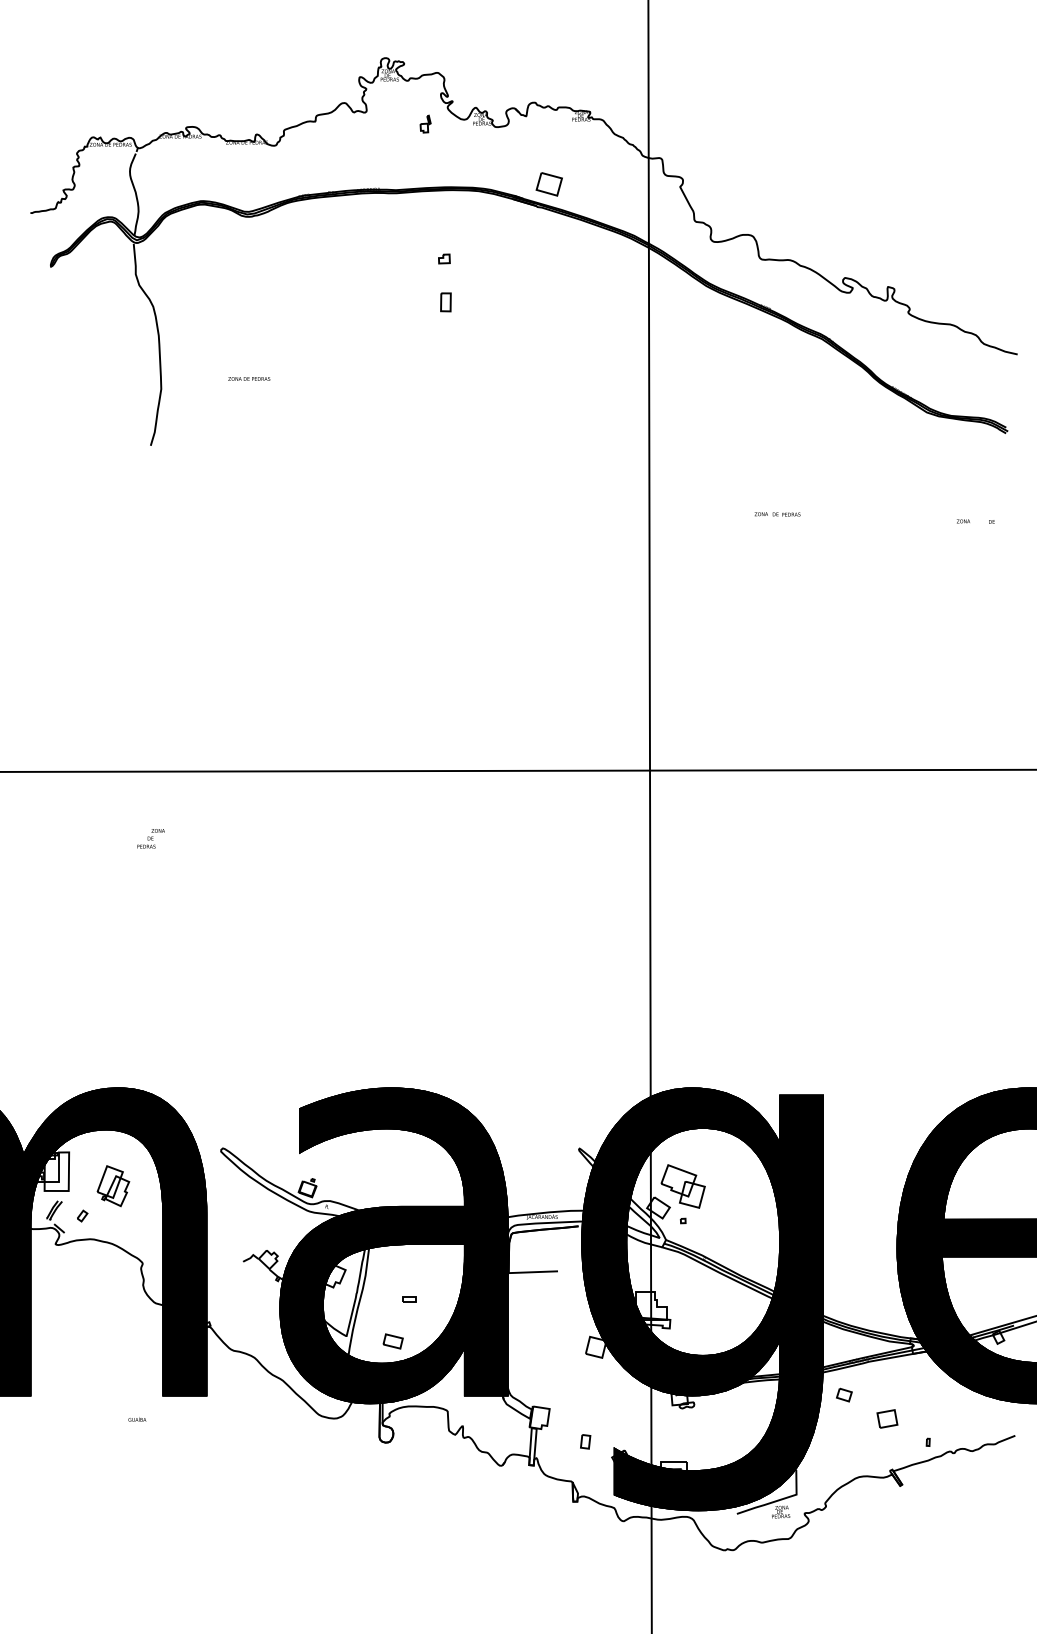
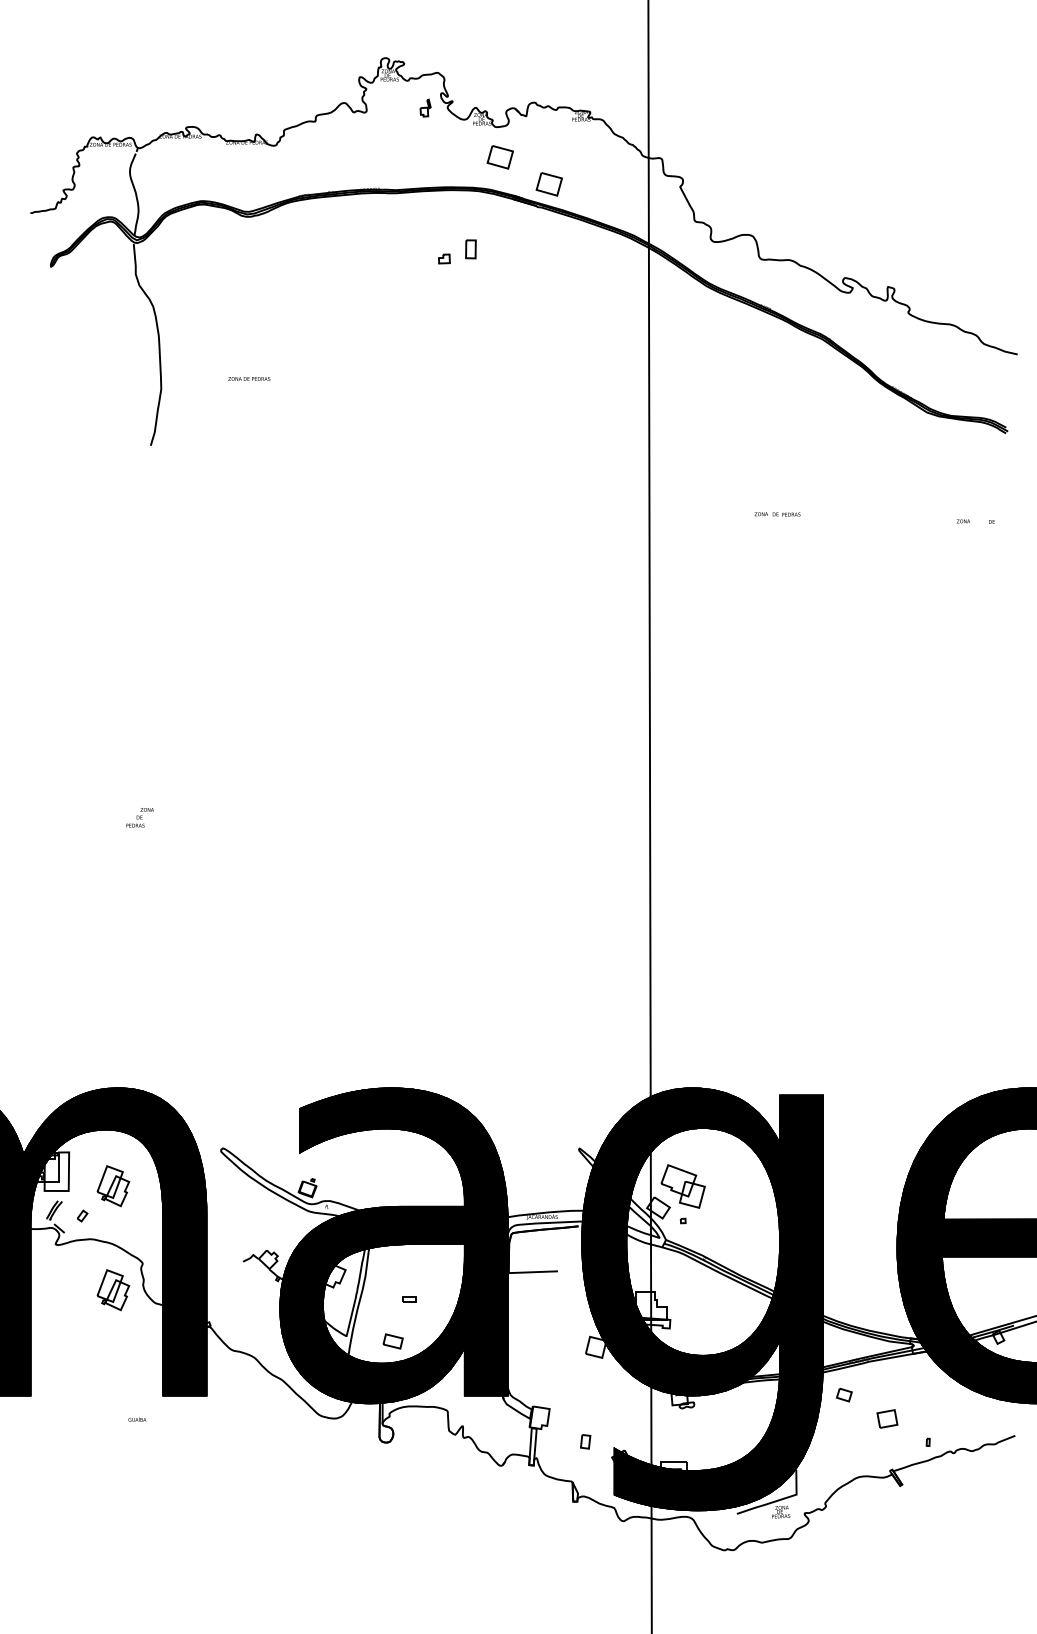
part position: (425, 123) -> (425, 107) (425, 107)
part: none -> present (499, 157)
part position: (445, 302) -> (470, 249) (470, 249)
line: present -> none (517, 770)
text position: (150, 838) -> (139, 817) (139, 817)
part: none -> present (113, 1290)
